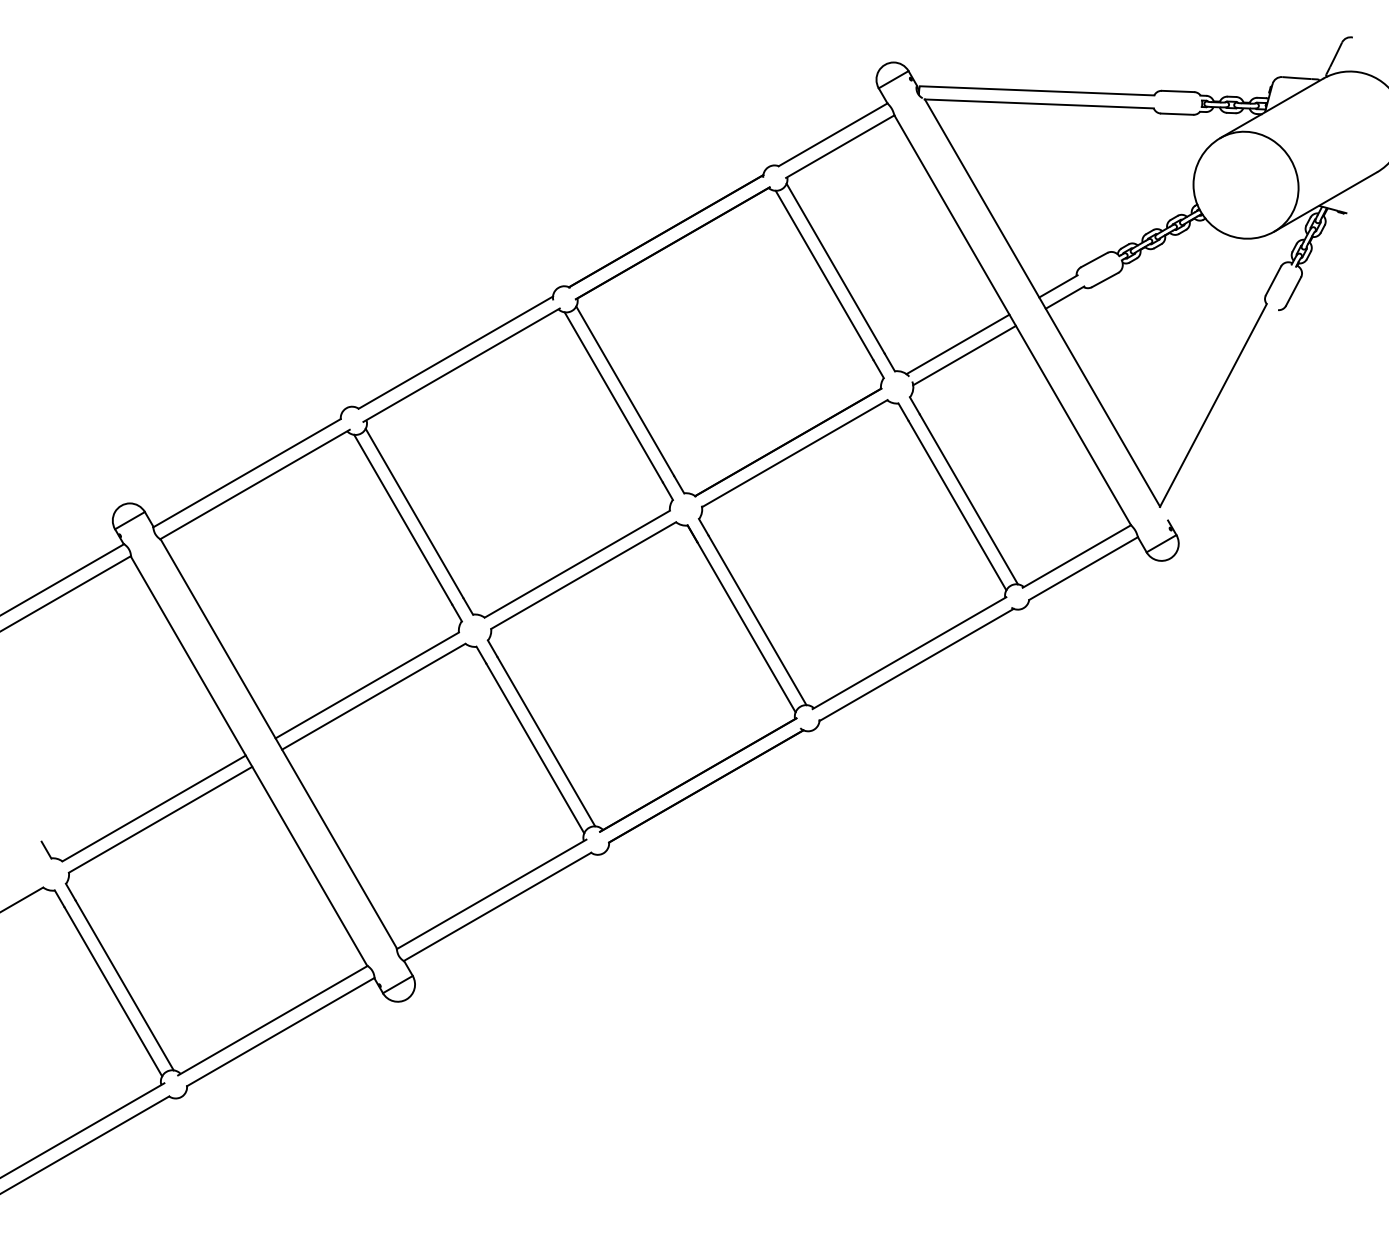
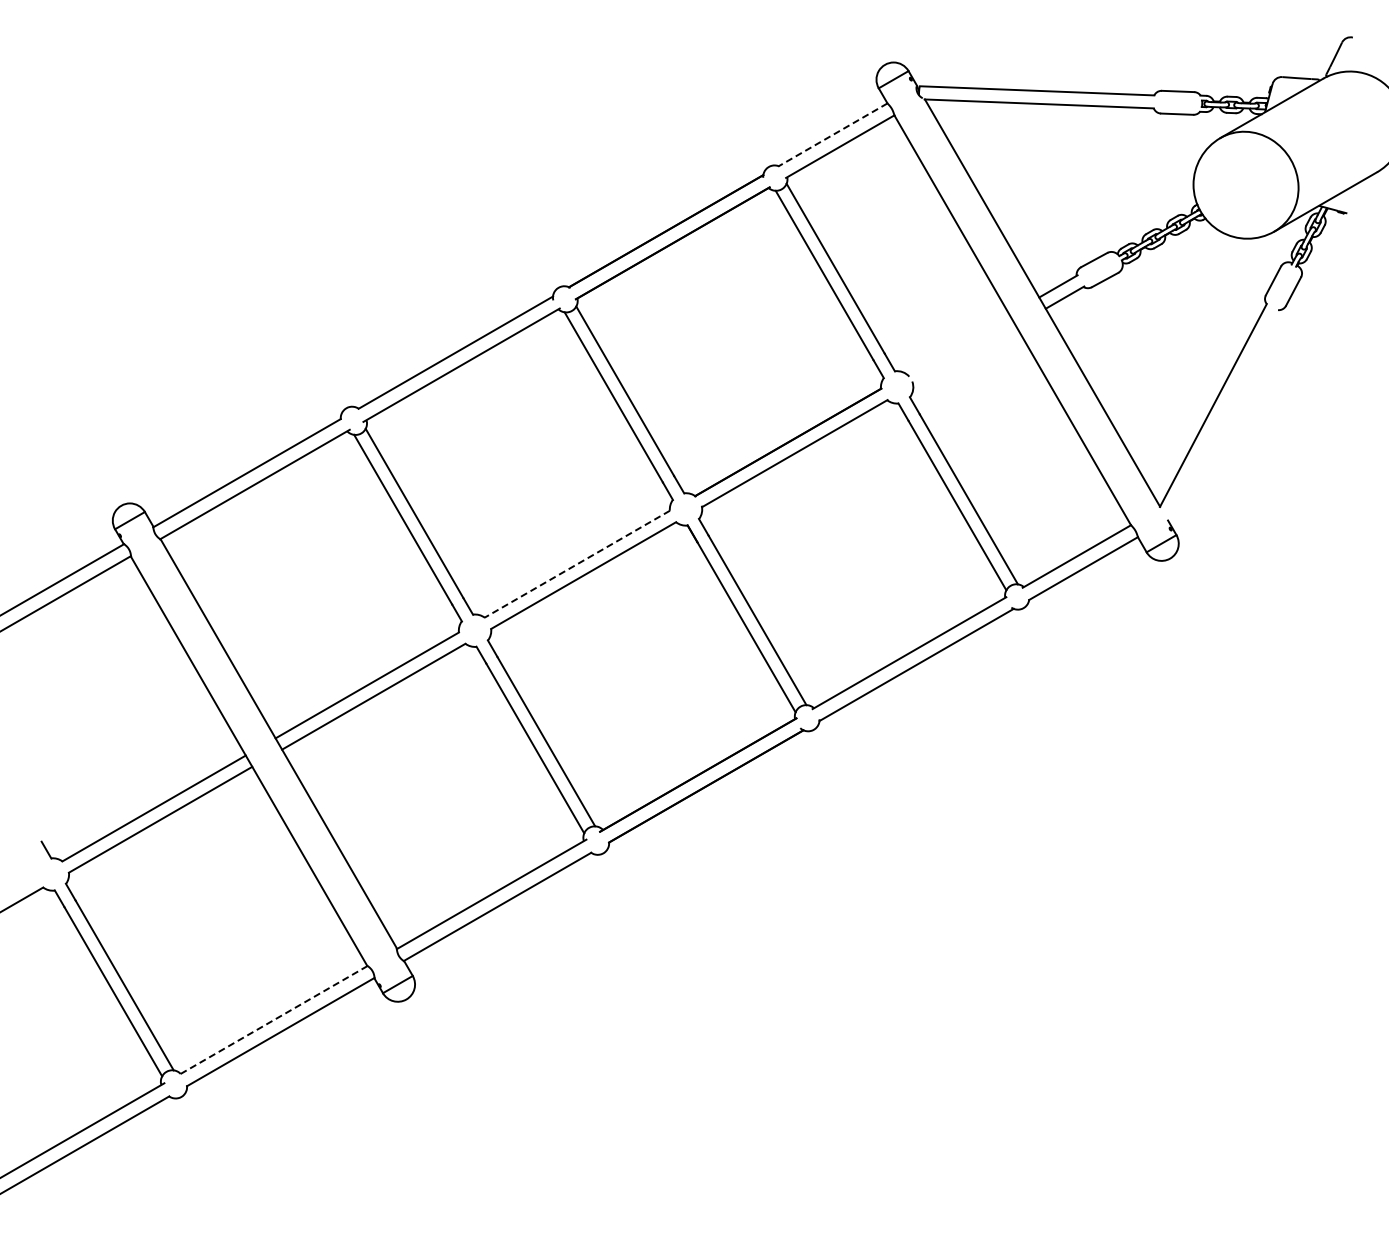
line: solid -> dashed (833, 134)
line: present -> none (957, 344)
line: present -> none (964, 355)
line: solid -> dashed (577, 564)
line: solid -> dashed (272, 1020)
